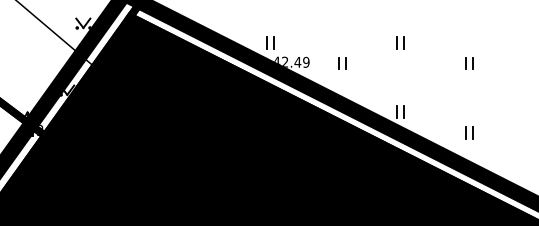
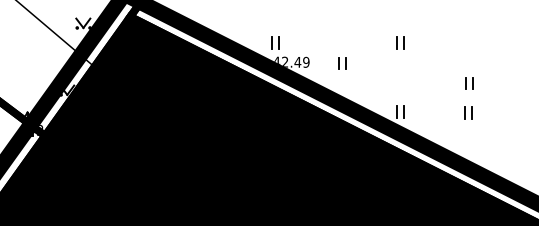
part position: (270, 42) -> (275, 42) (275, 42)
part position: (469, 63) -> (469, 83) (469, 83)
part position: (469, 132) -> (468, 112) (468, 112)
